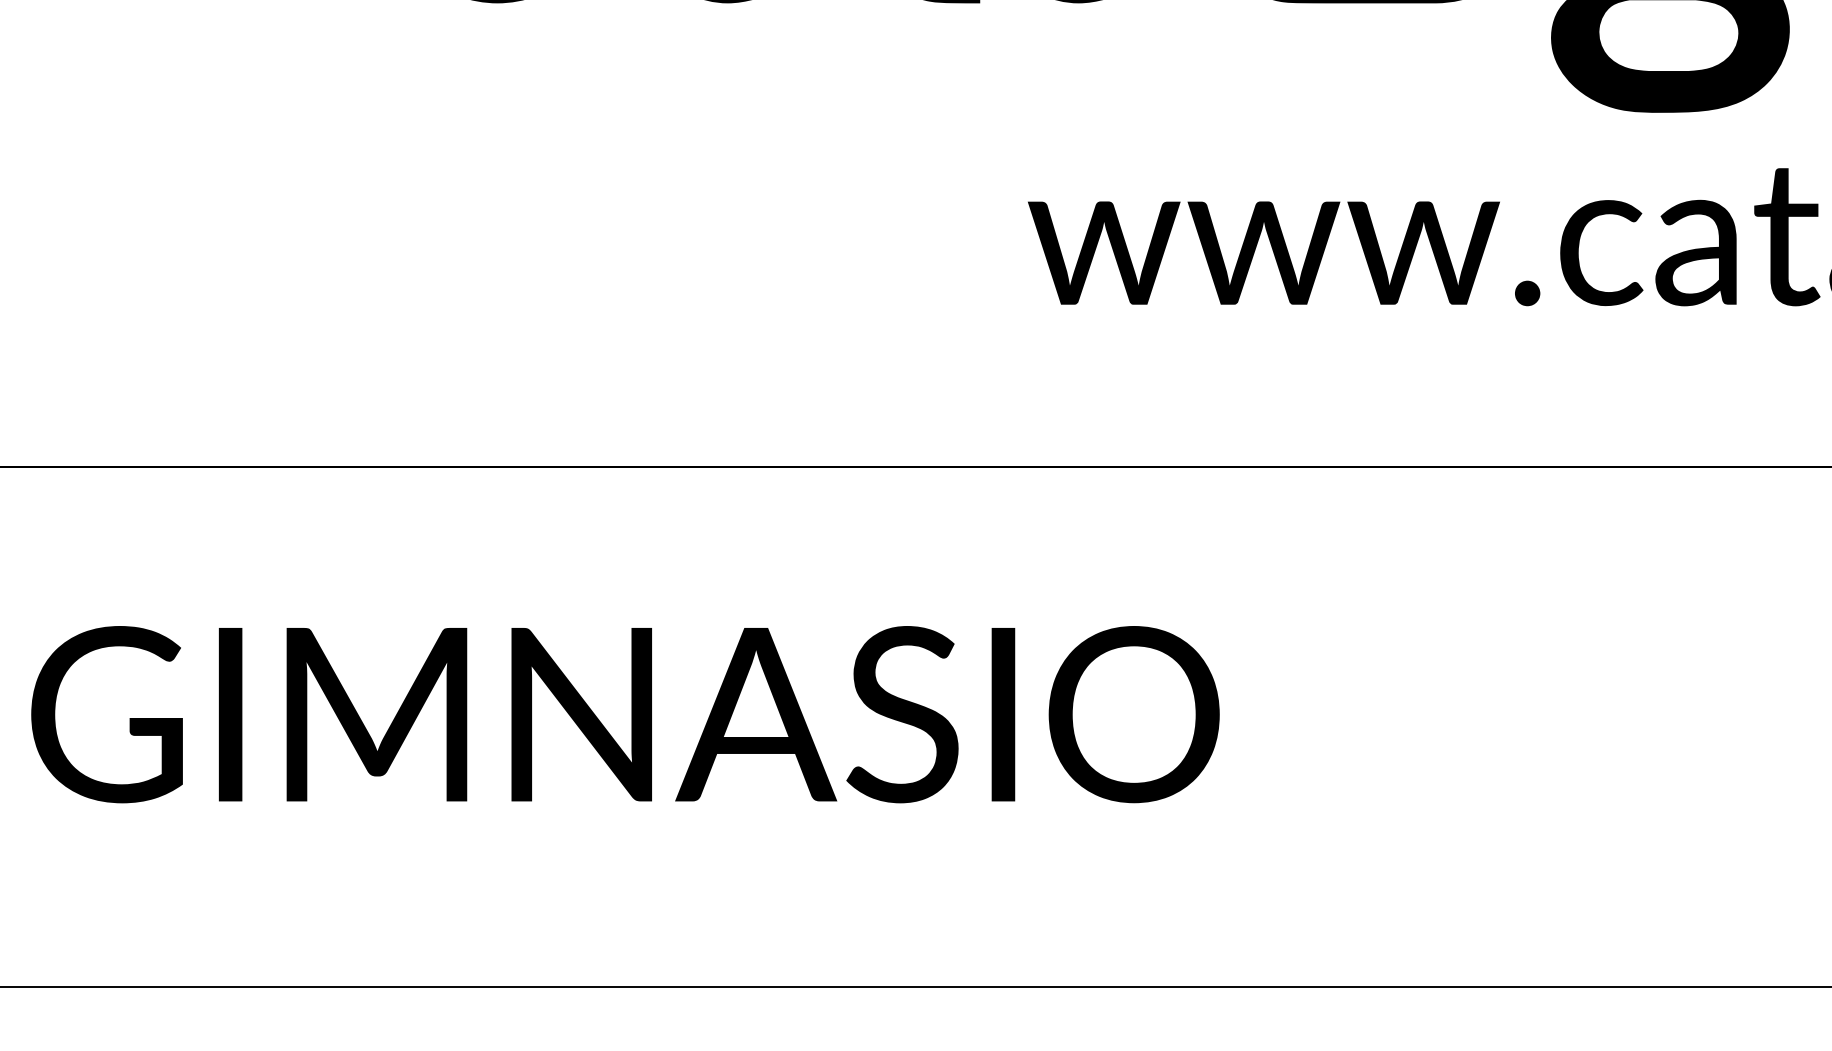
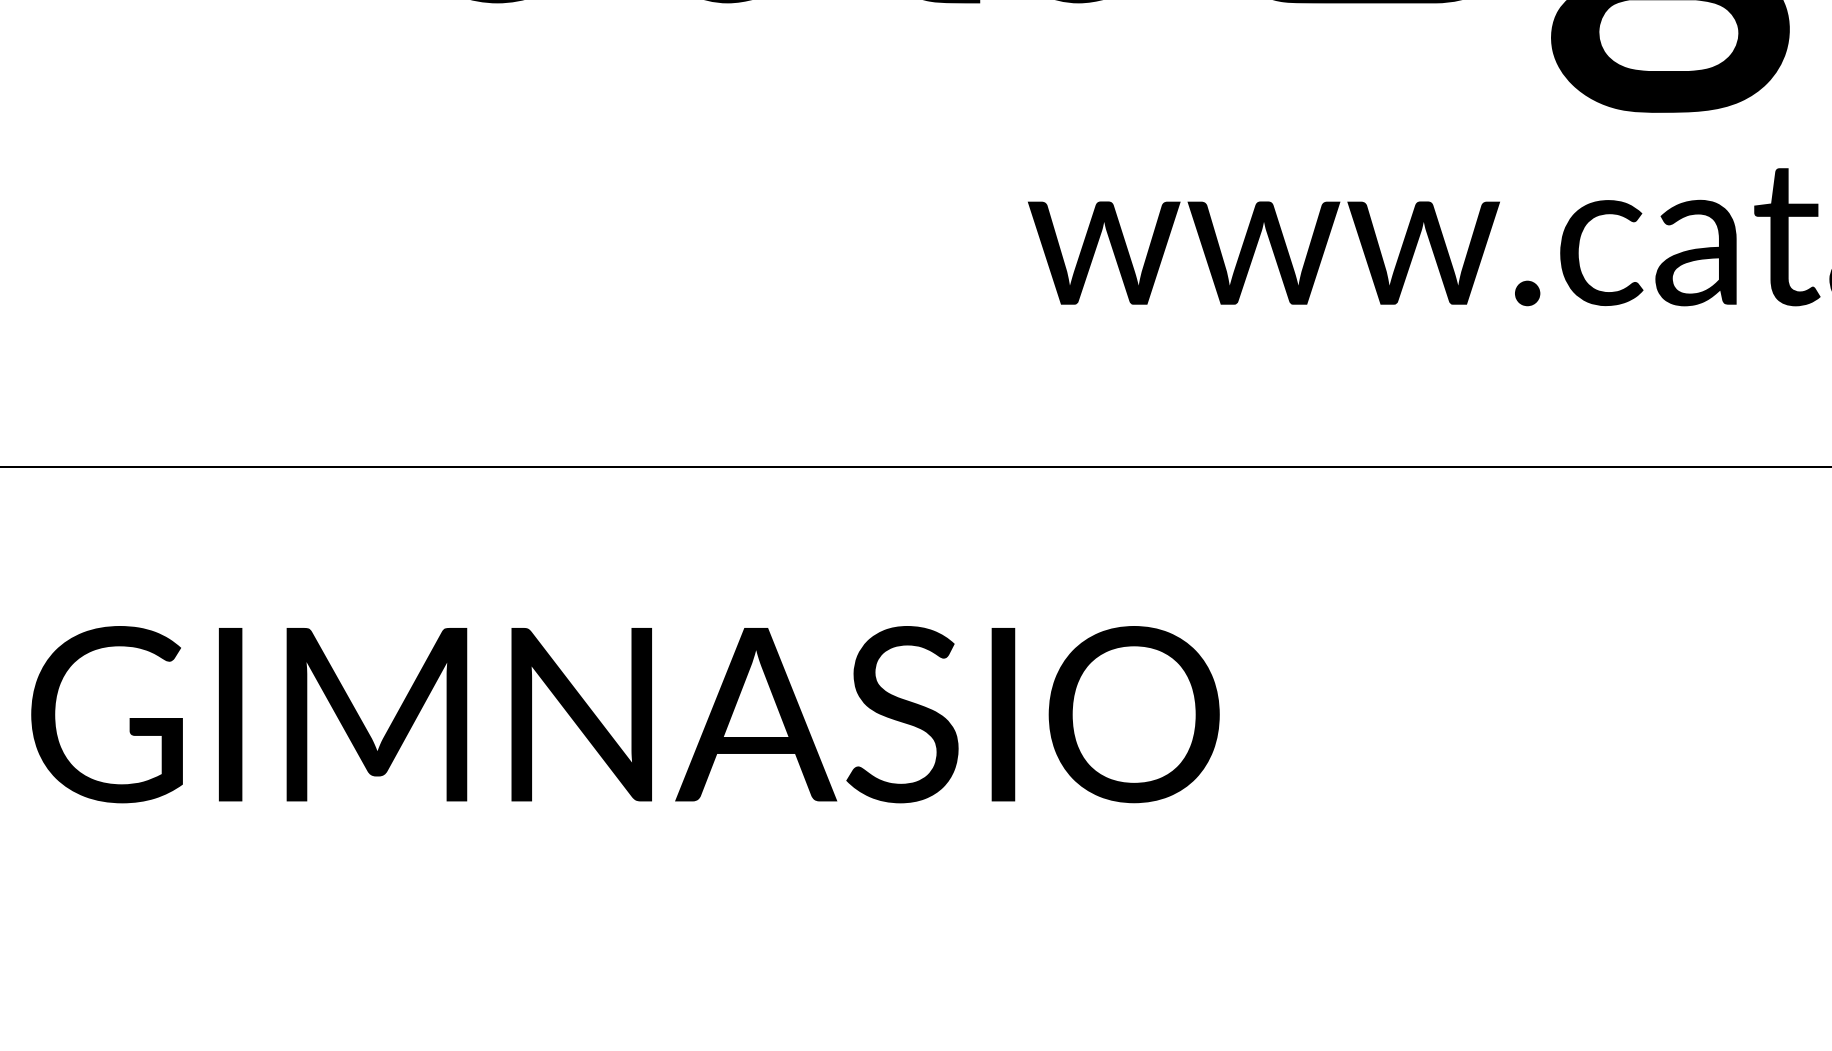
line: present -> none (915, 987)
